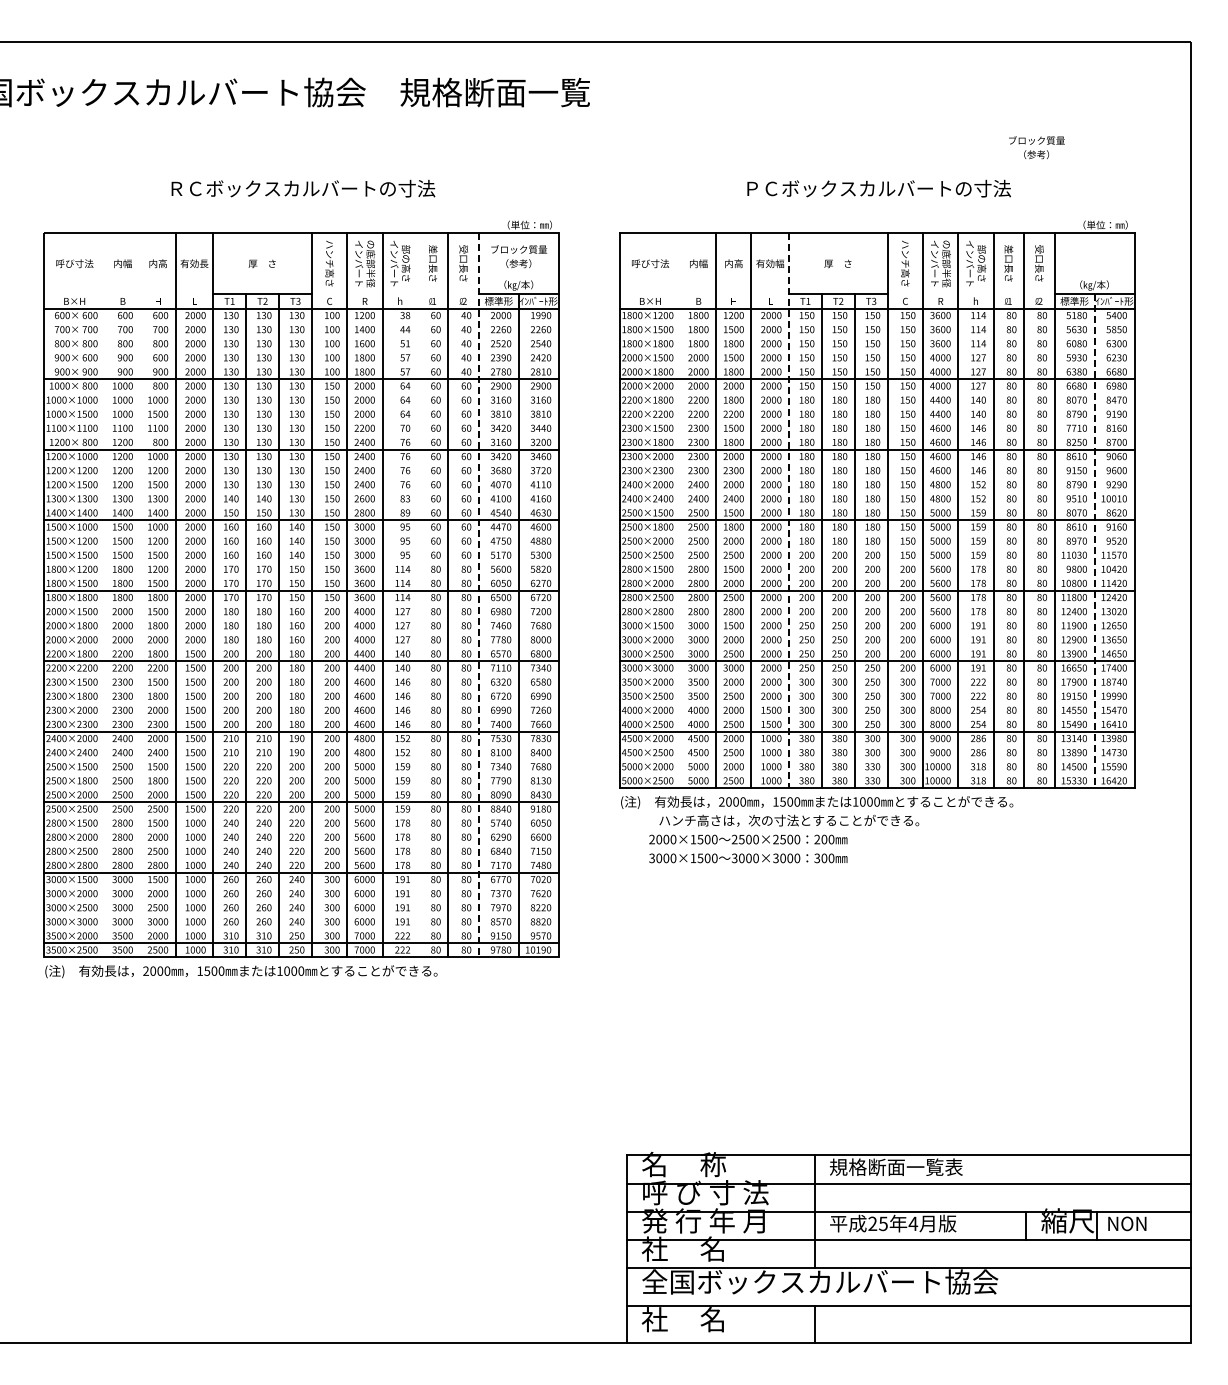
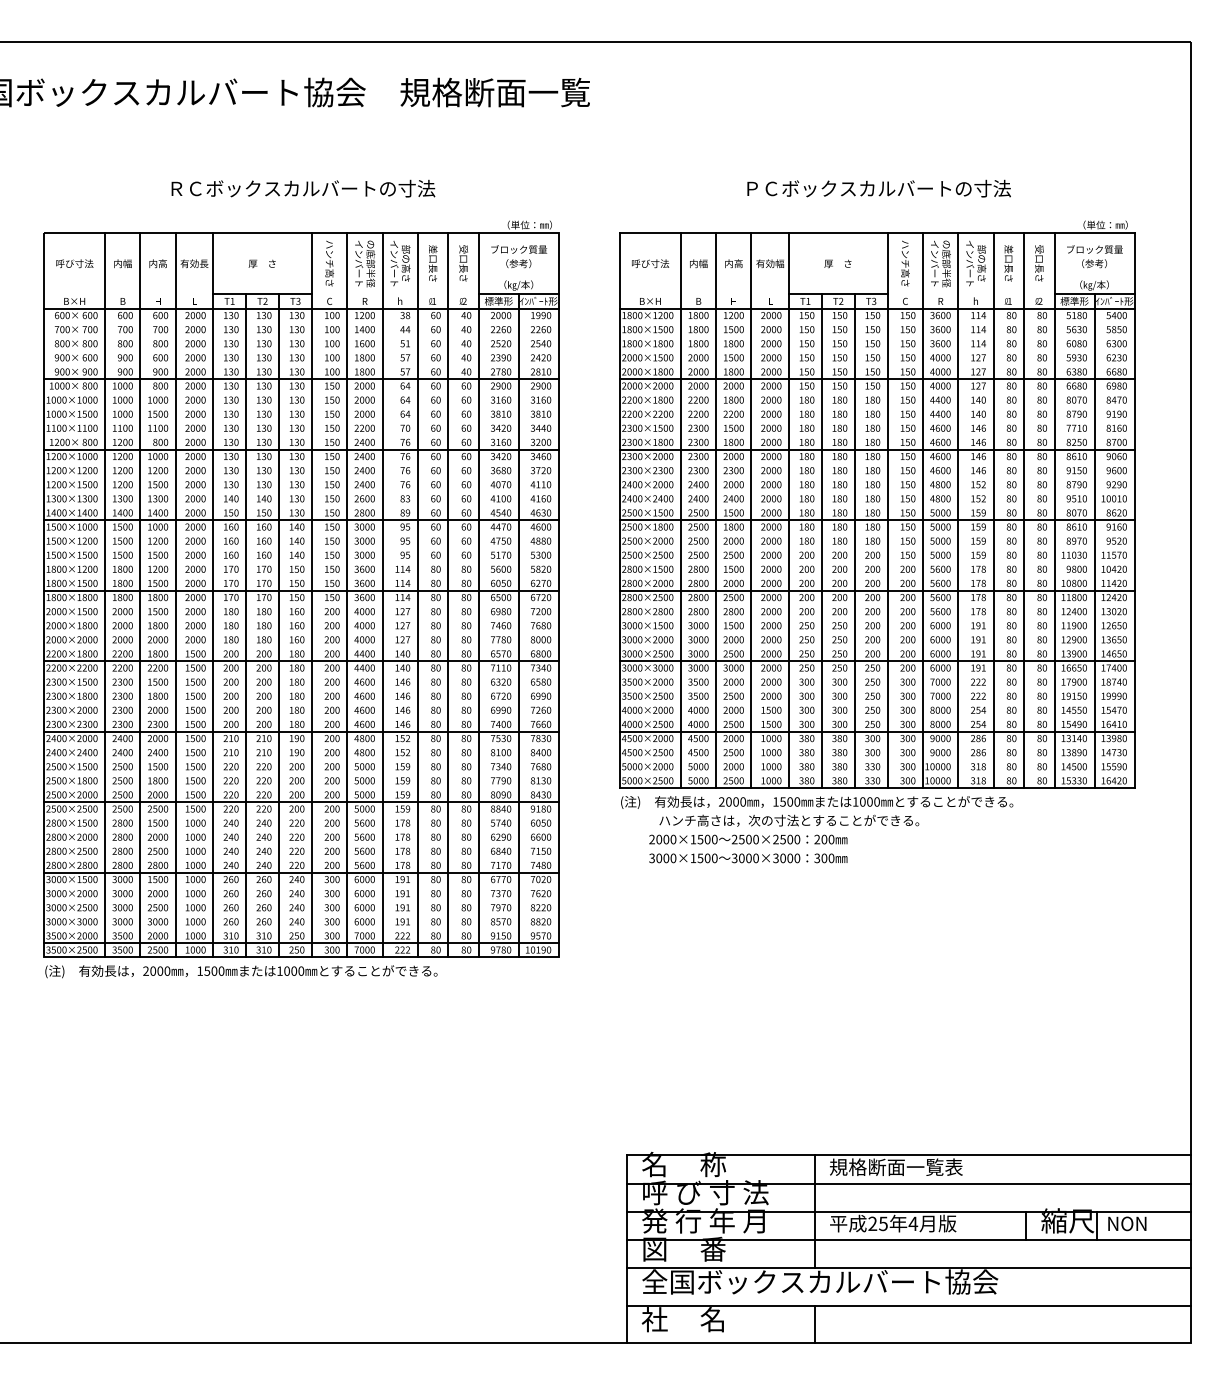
text position: (1036, 147) -> (1094, 256) (1094, 256)
line: none -> present (680, 510)
line: dashed -> solid (789, 511)
line: dashed -> solid (1094, 541)
line: none -> present (105, 595)
line: none -> present (140, 595)
line: none -> present (417, 595)
line: dashed -> solid (478, 595)
text: 社     名 -> 図     番 (683, 1248)
